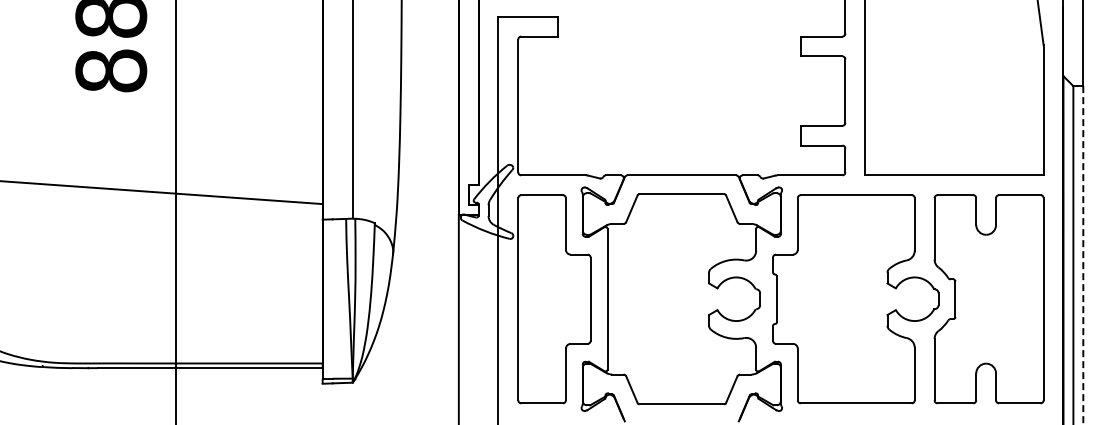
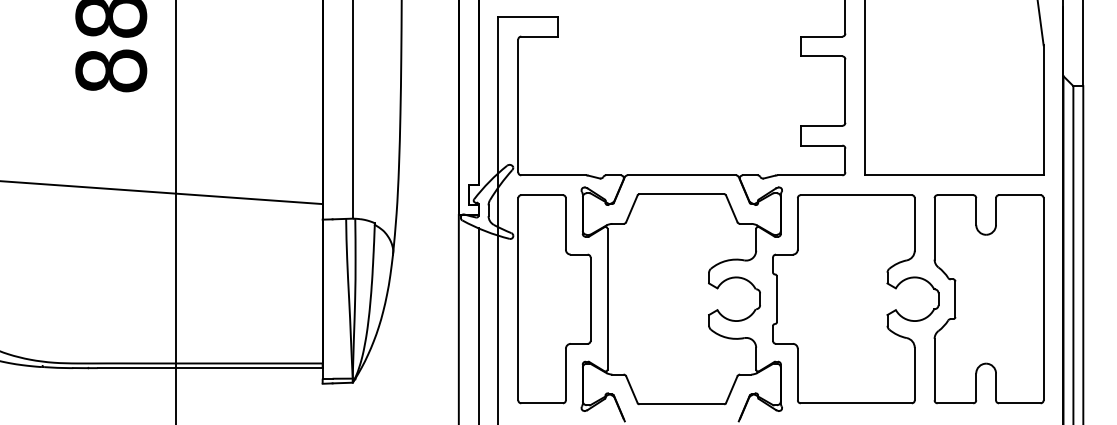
line: dashed -> solid (1083, 255)
line: none -> present (478, 324)
